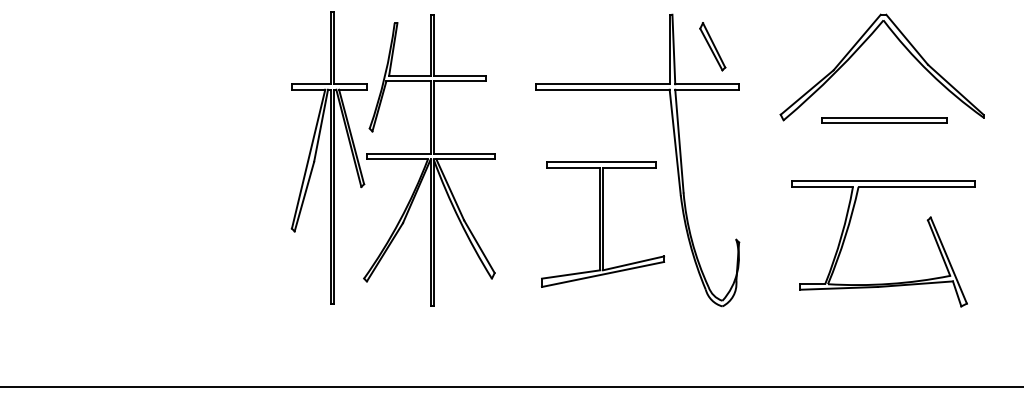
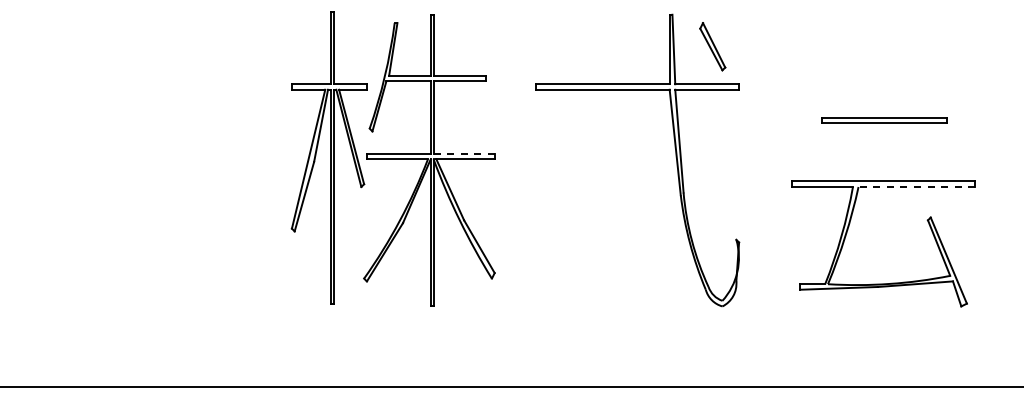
part: present -> none (857, 51)
line: solid -> dashed (464, 153)
line: solid -> dashed (916, 187)
part: present -> none (603, 224)
